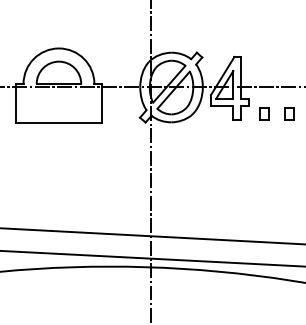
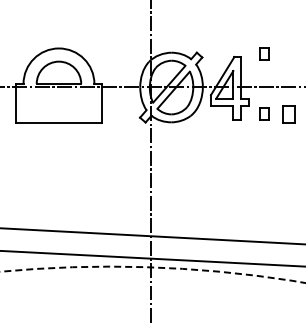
part: none -> present (264, 53)
part size: 11x14 px -> 14x19 px (288, 114)
arc: solid -> dashed (152, 267)
